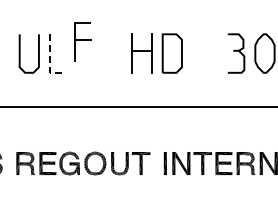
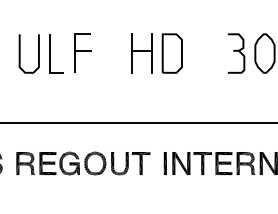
part position: (82, 41) -> (82, 52) (82, 52)
line: dashed -> solid (49, 60)
line position: (138, 106) -> (138, 122) (138, 122)
